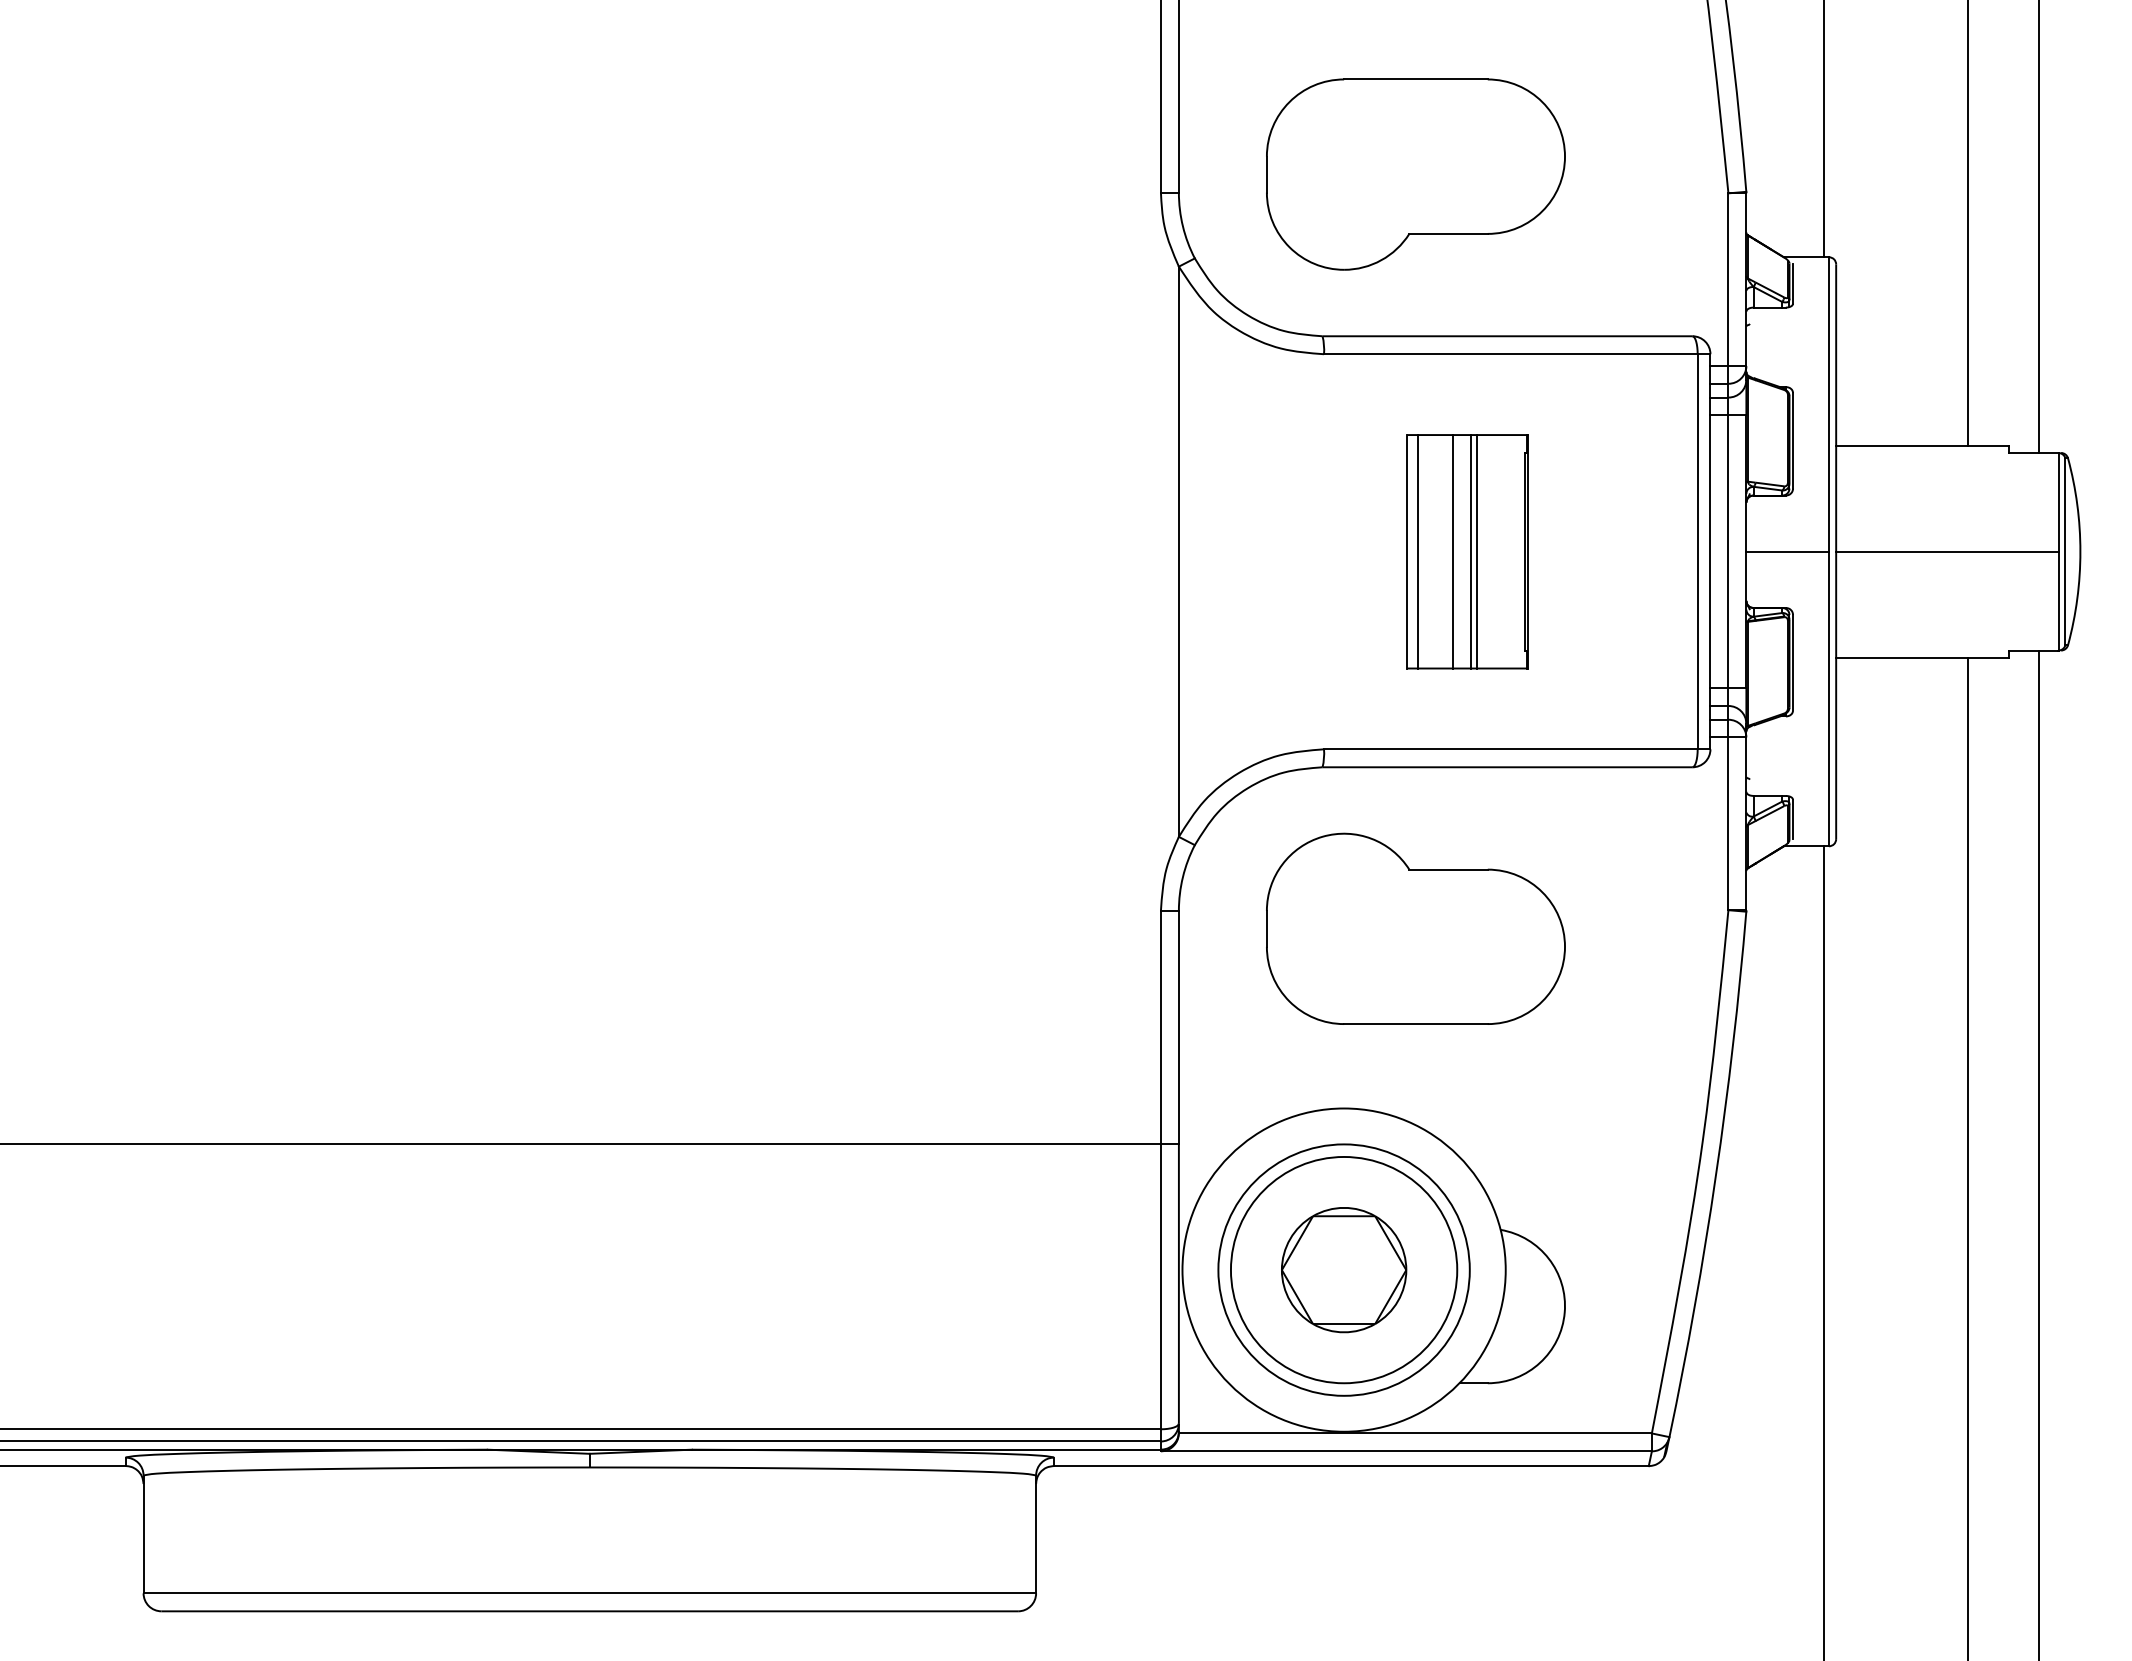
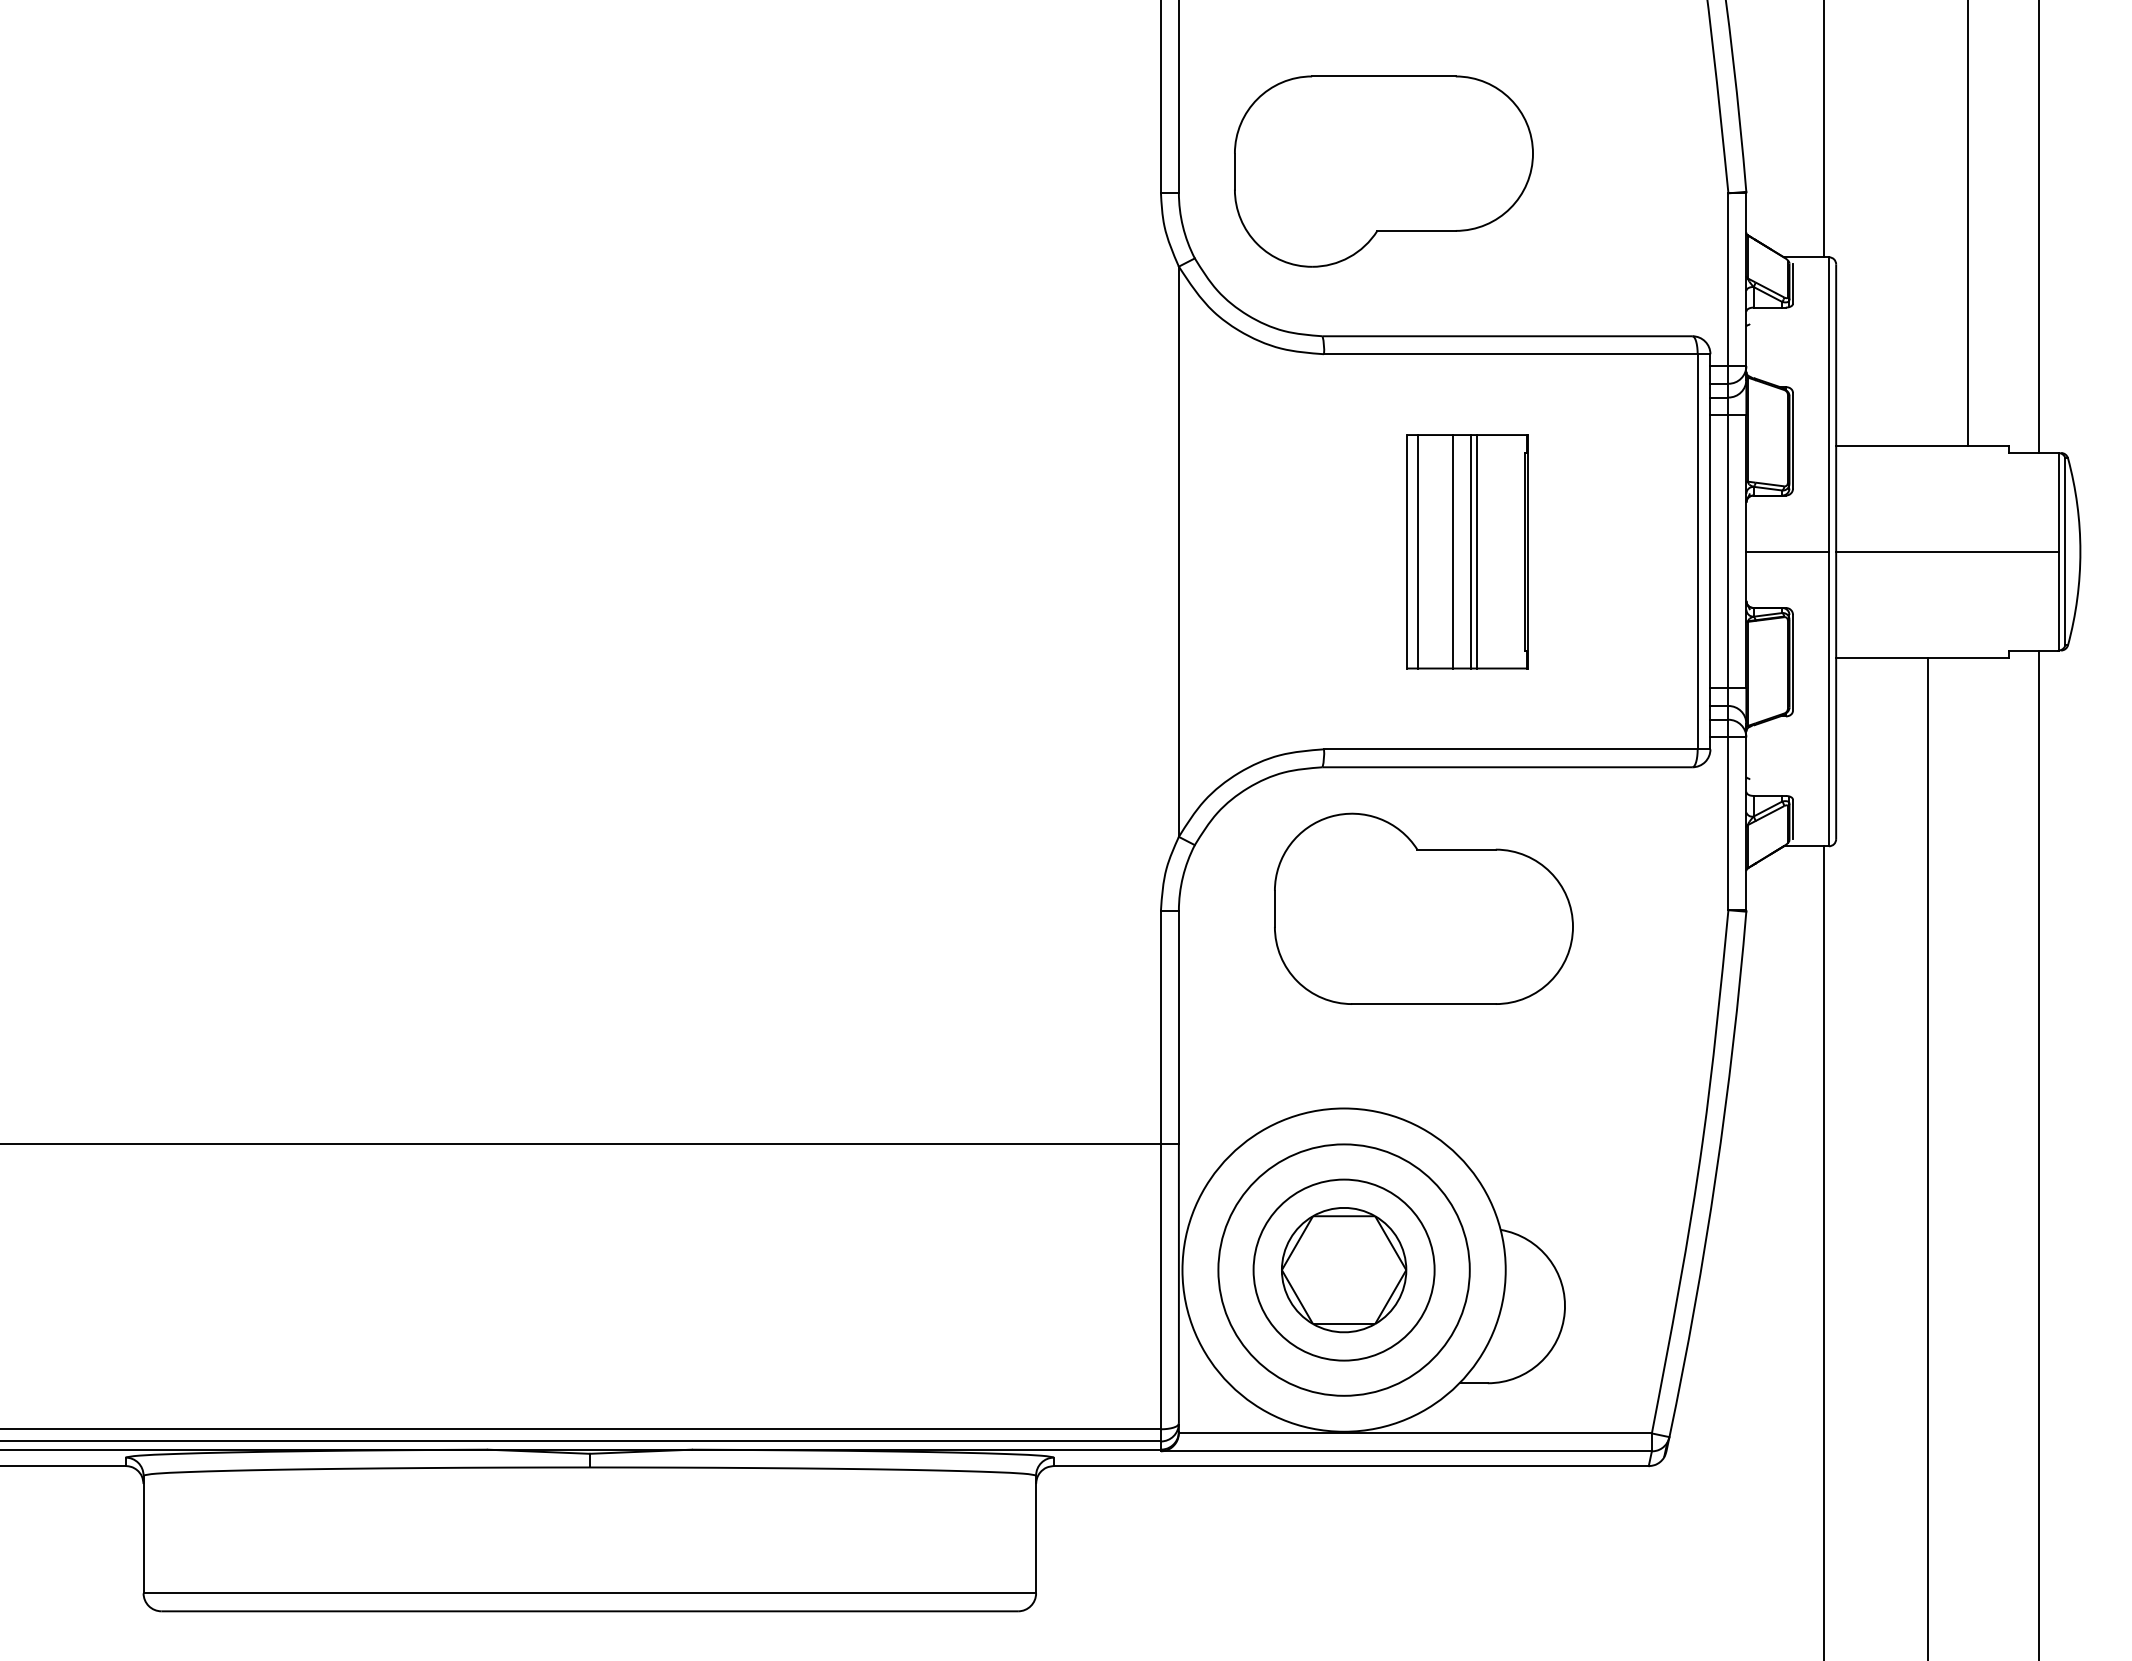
part position: (1415, 174) -> (1383, 171) (1383, 171)
part position: (1415, 928) -> (1423, 908) (1423, 908)
line position: (1967, 1157) -> (1927, 1157) (1927, 1157)
circle diameter: 226 px -> 181 px (1343, 1269)
